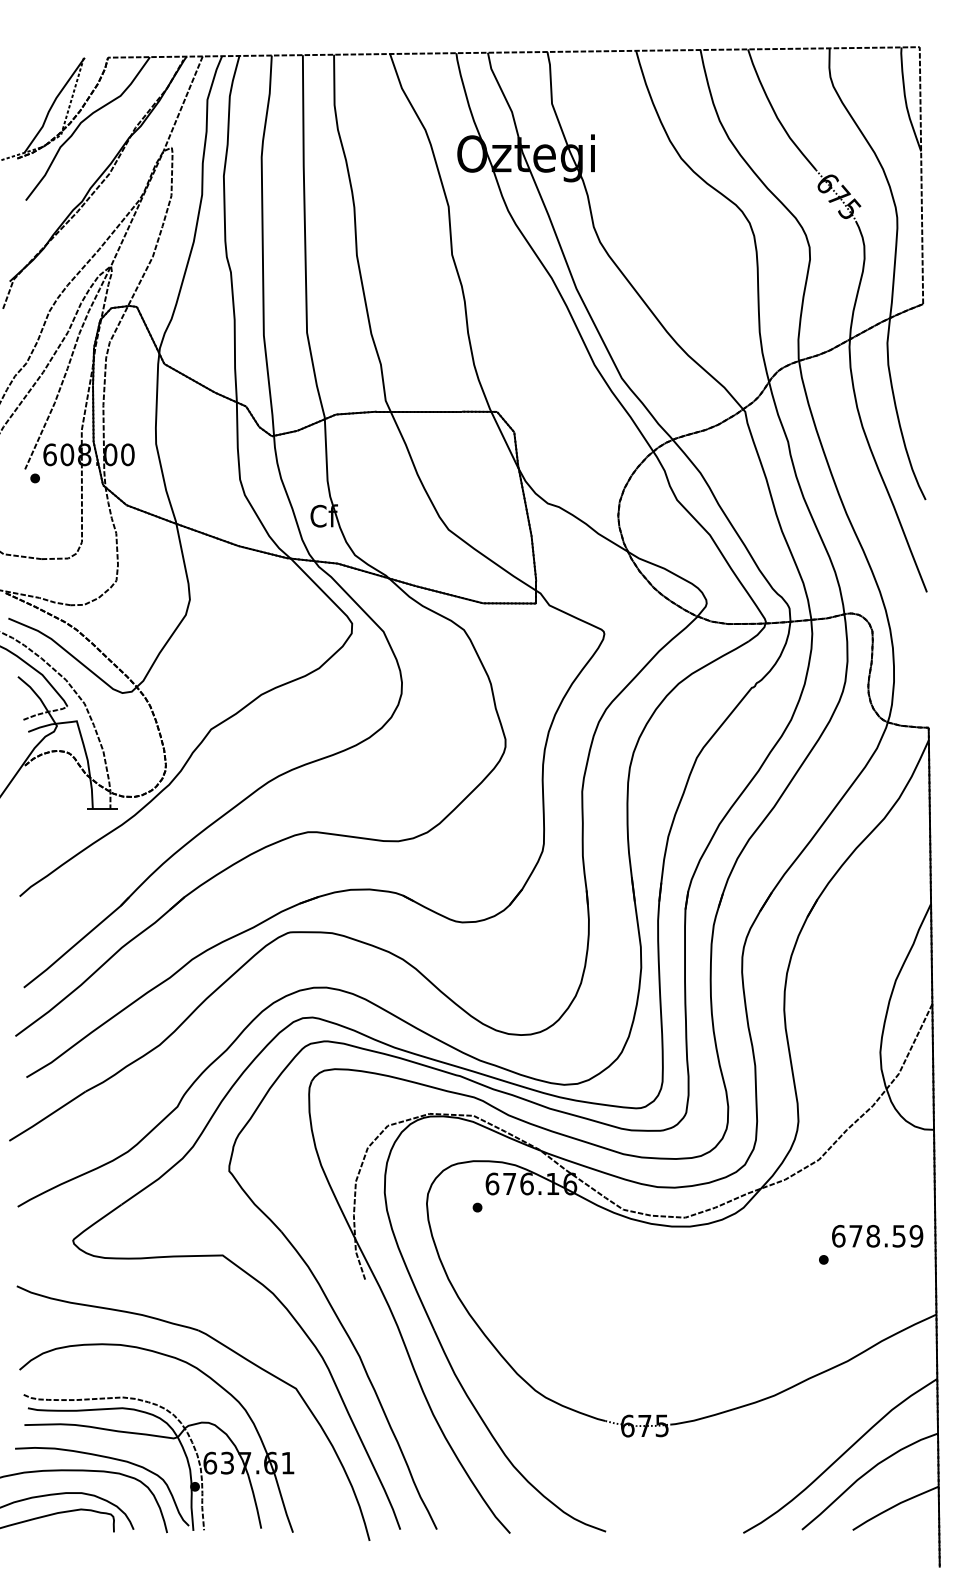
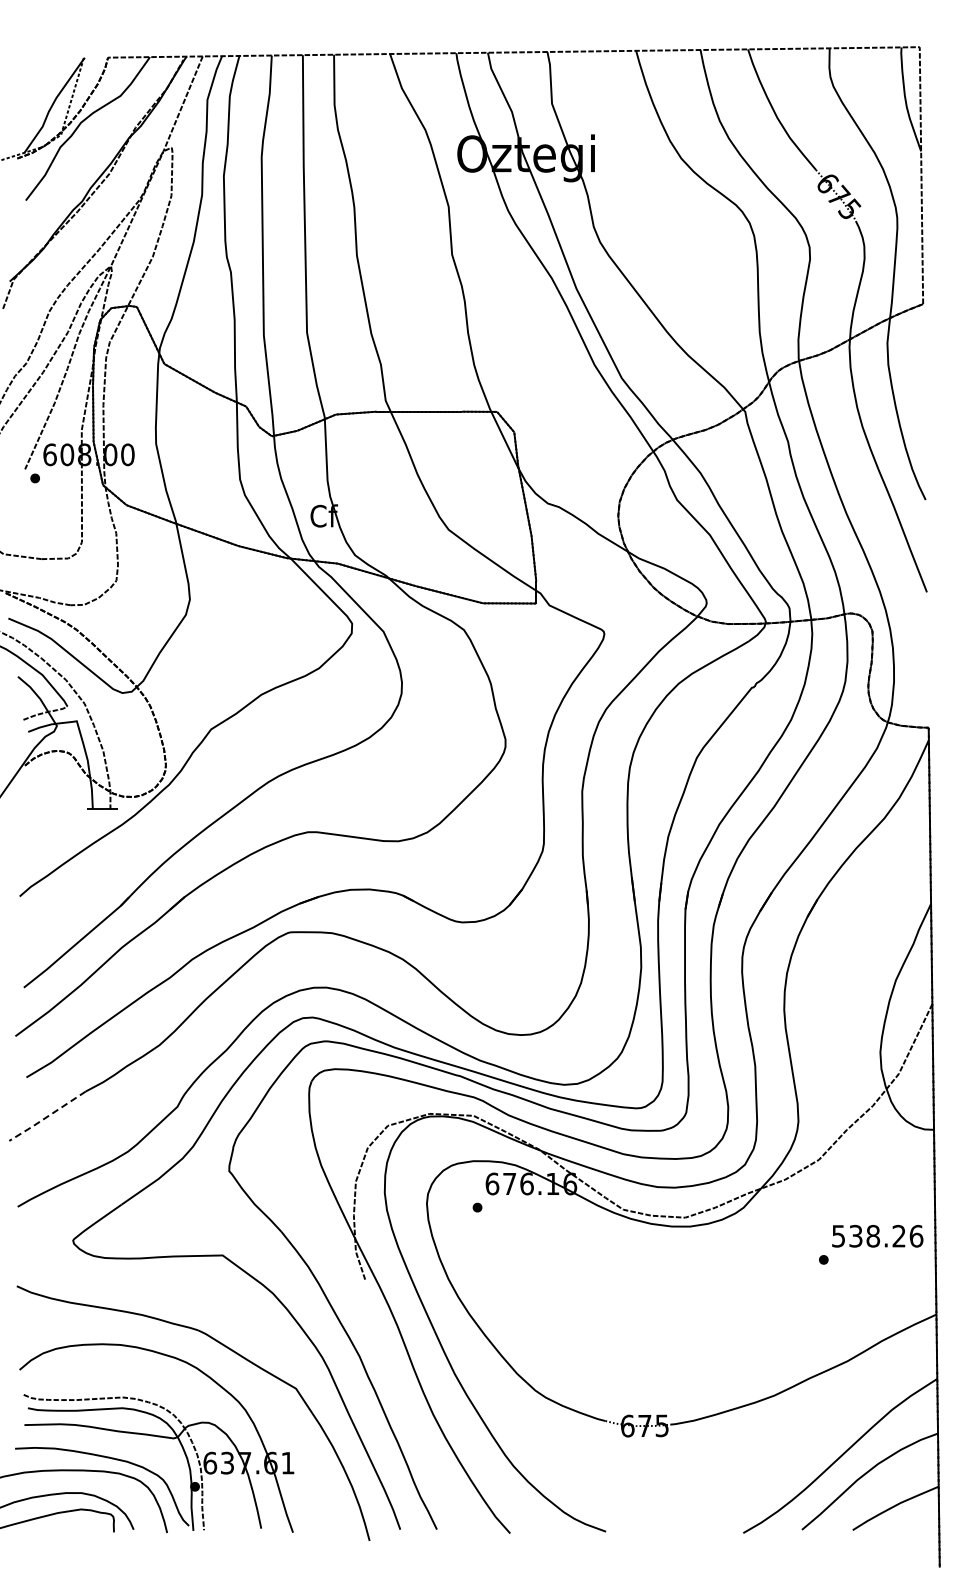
line: solid -> dashed (47, 1116)
text: 678.59 -> 538.26 (877, 1235)
